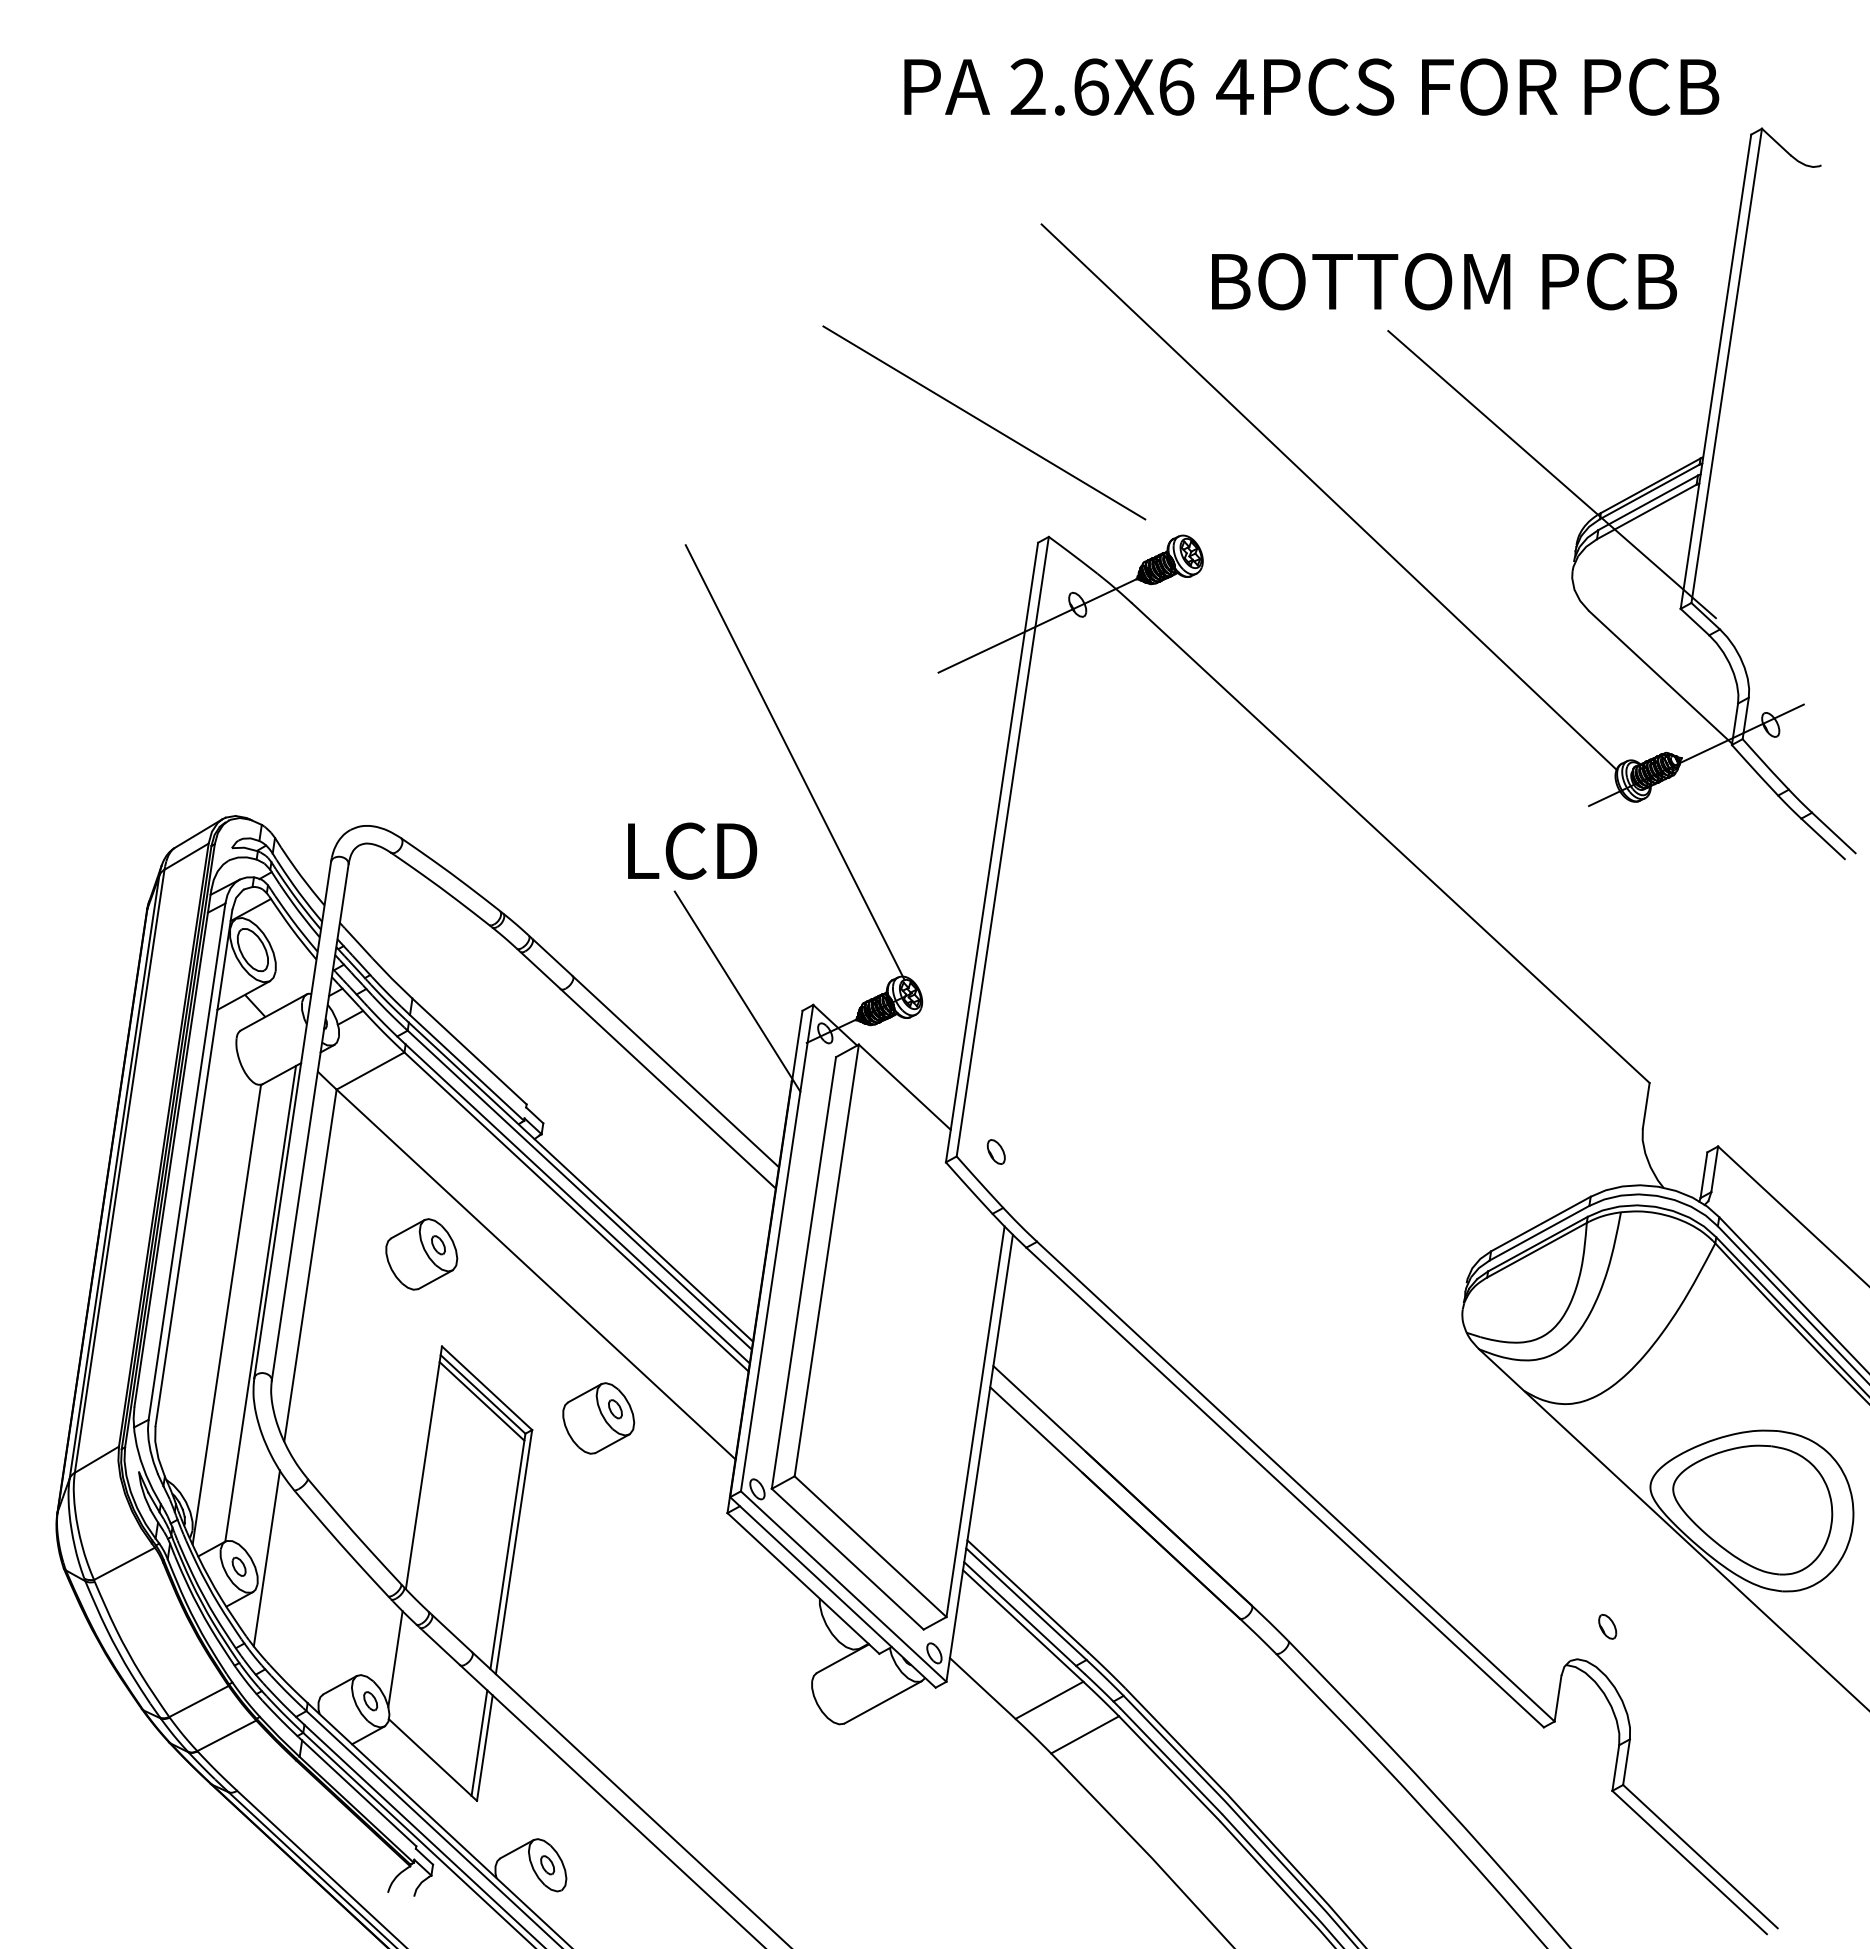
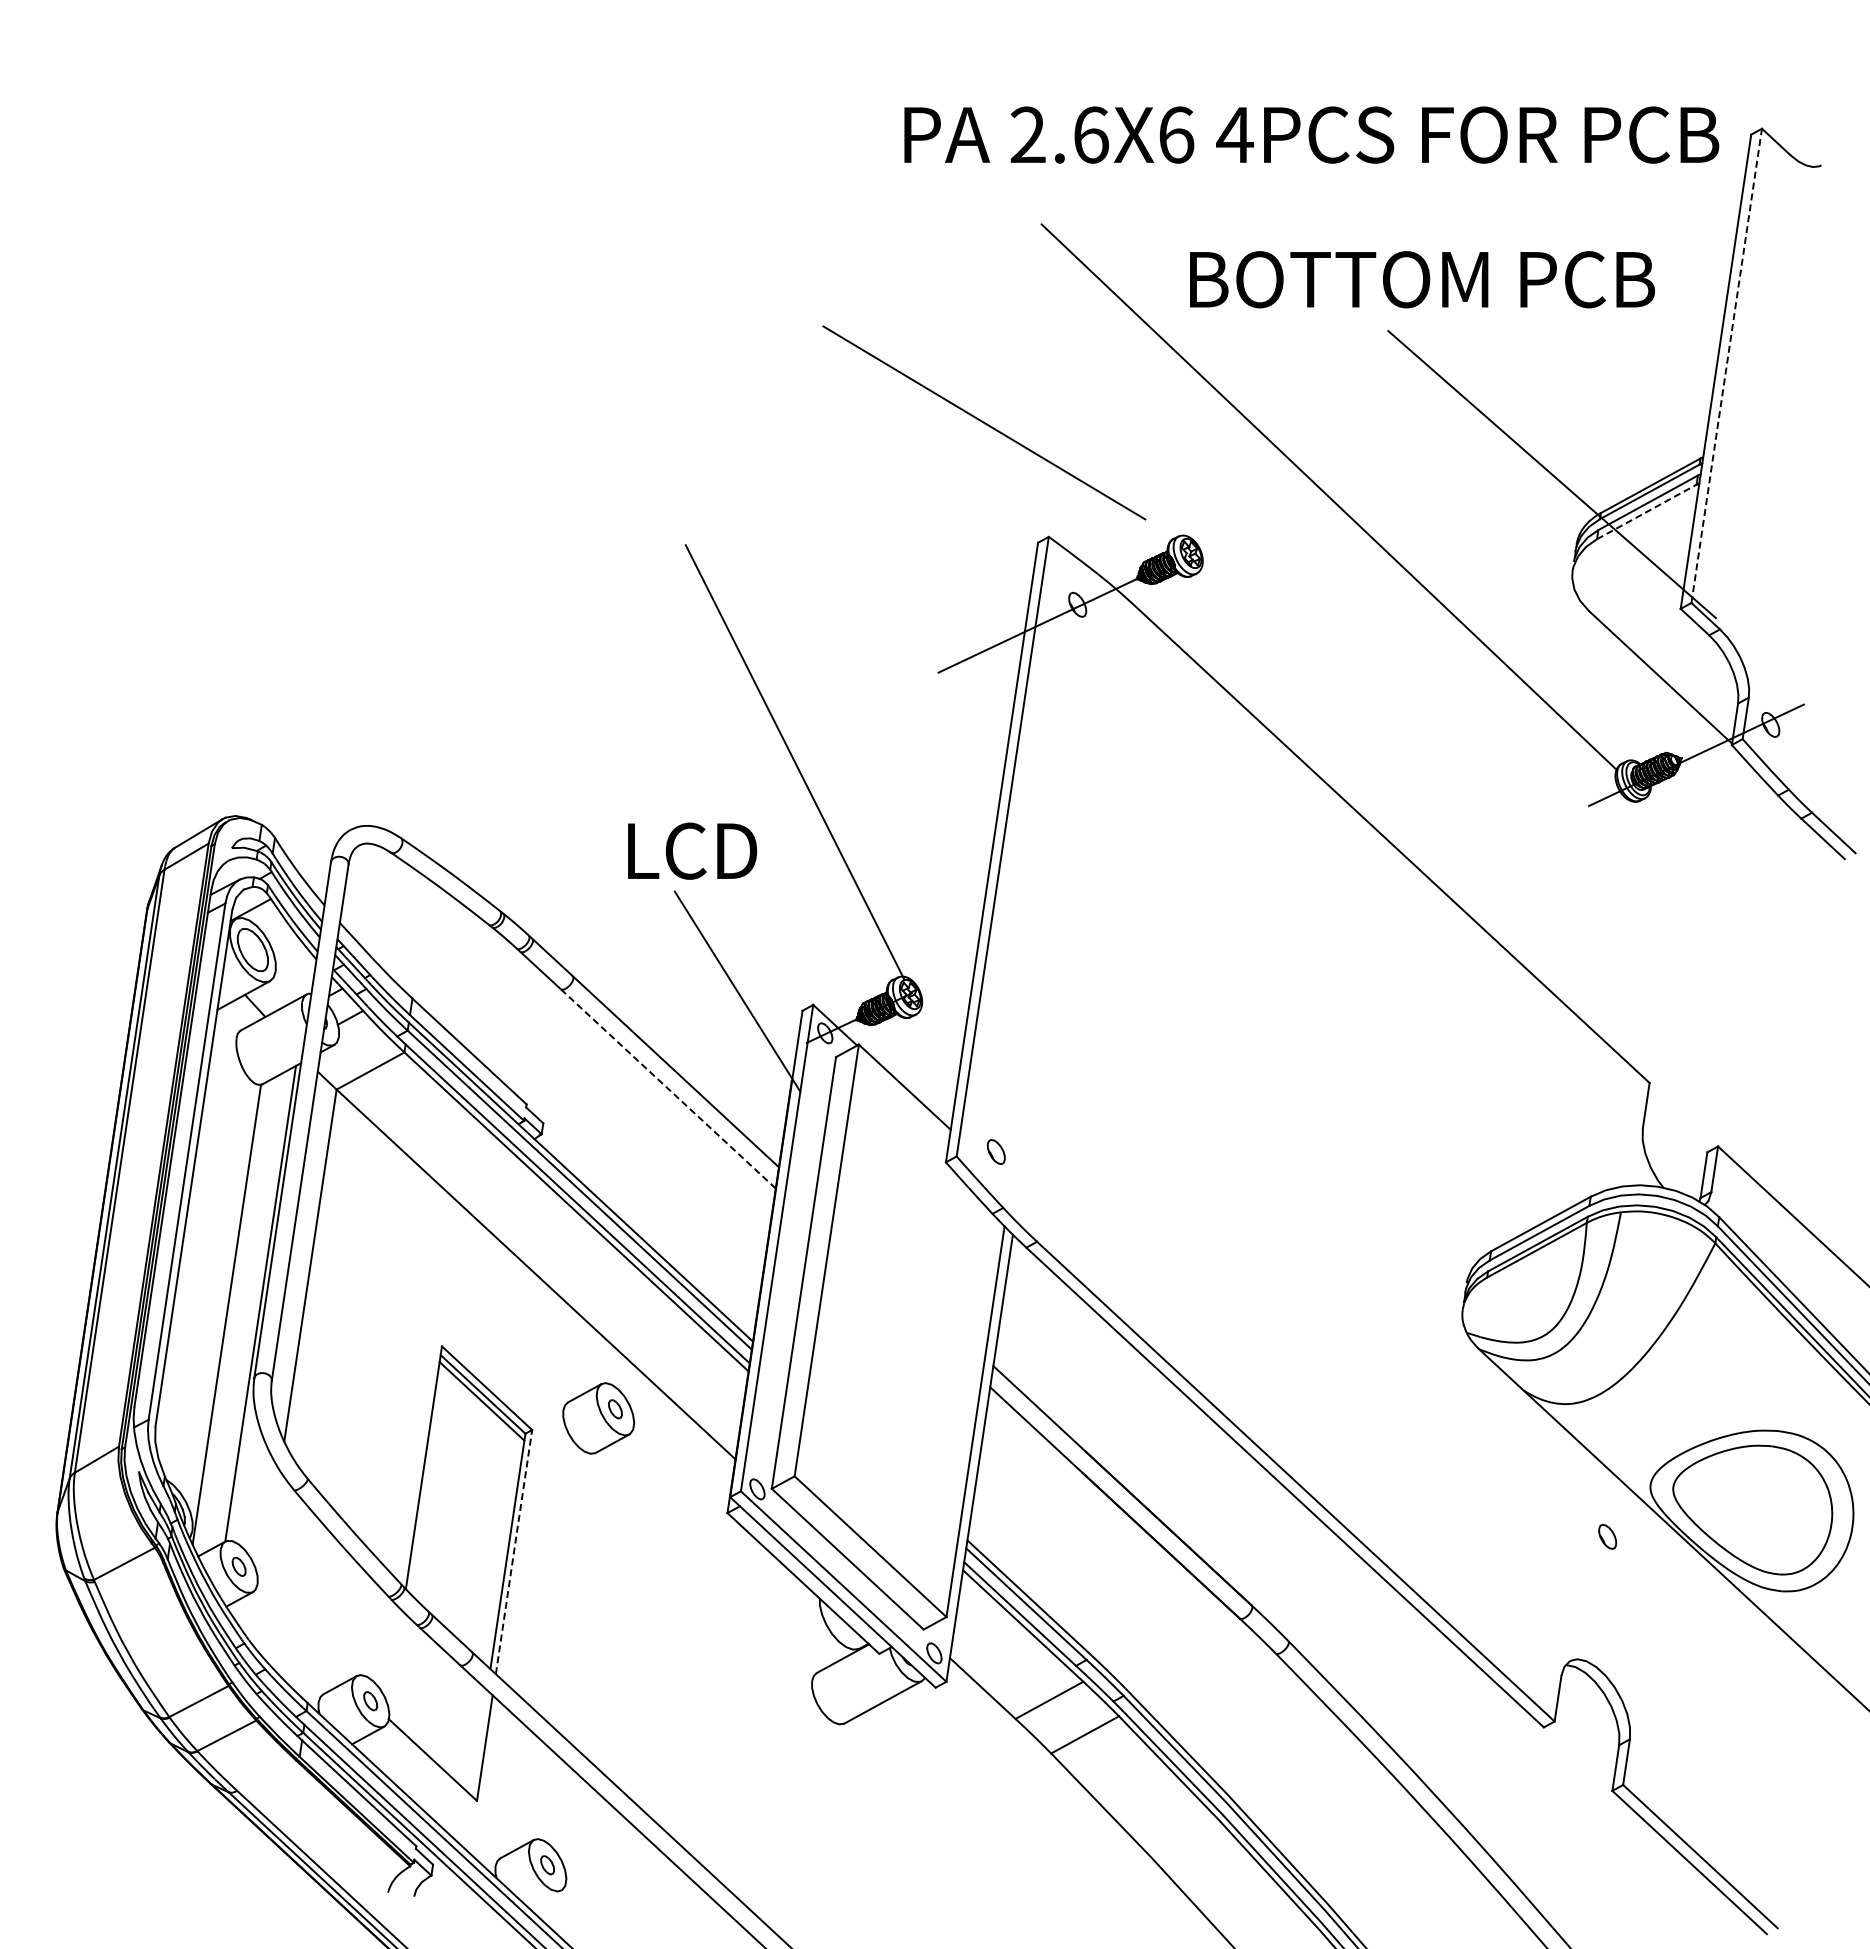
text position: (1311, 86) -> (1311, 134) (1311, 134)
text position: (1444, 281) -> (1422, 279) (1422, 279)
line: solid -> dashed (1726, 365)
line: solid -> dashed (1646, 511)
line: solid -> dashed (668, 1088)
part: present -> none (421, 1254)
line: solid -> dashed (514, 1551)
line: present -> none (266, 1558)
part position: (1607, 1626) -> (1607, 1536) (1607, 1536)
line: present -> none (395, 1659)
line: present -> none (479, 1742)
